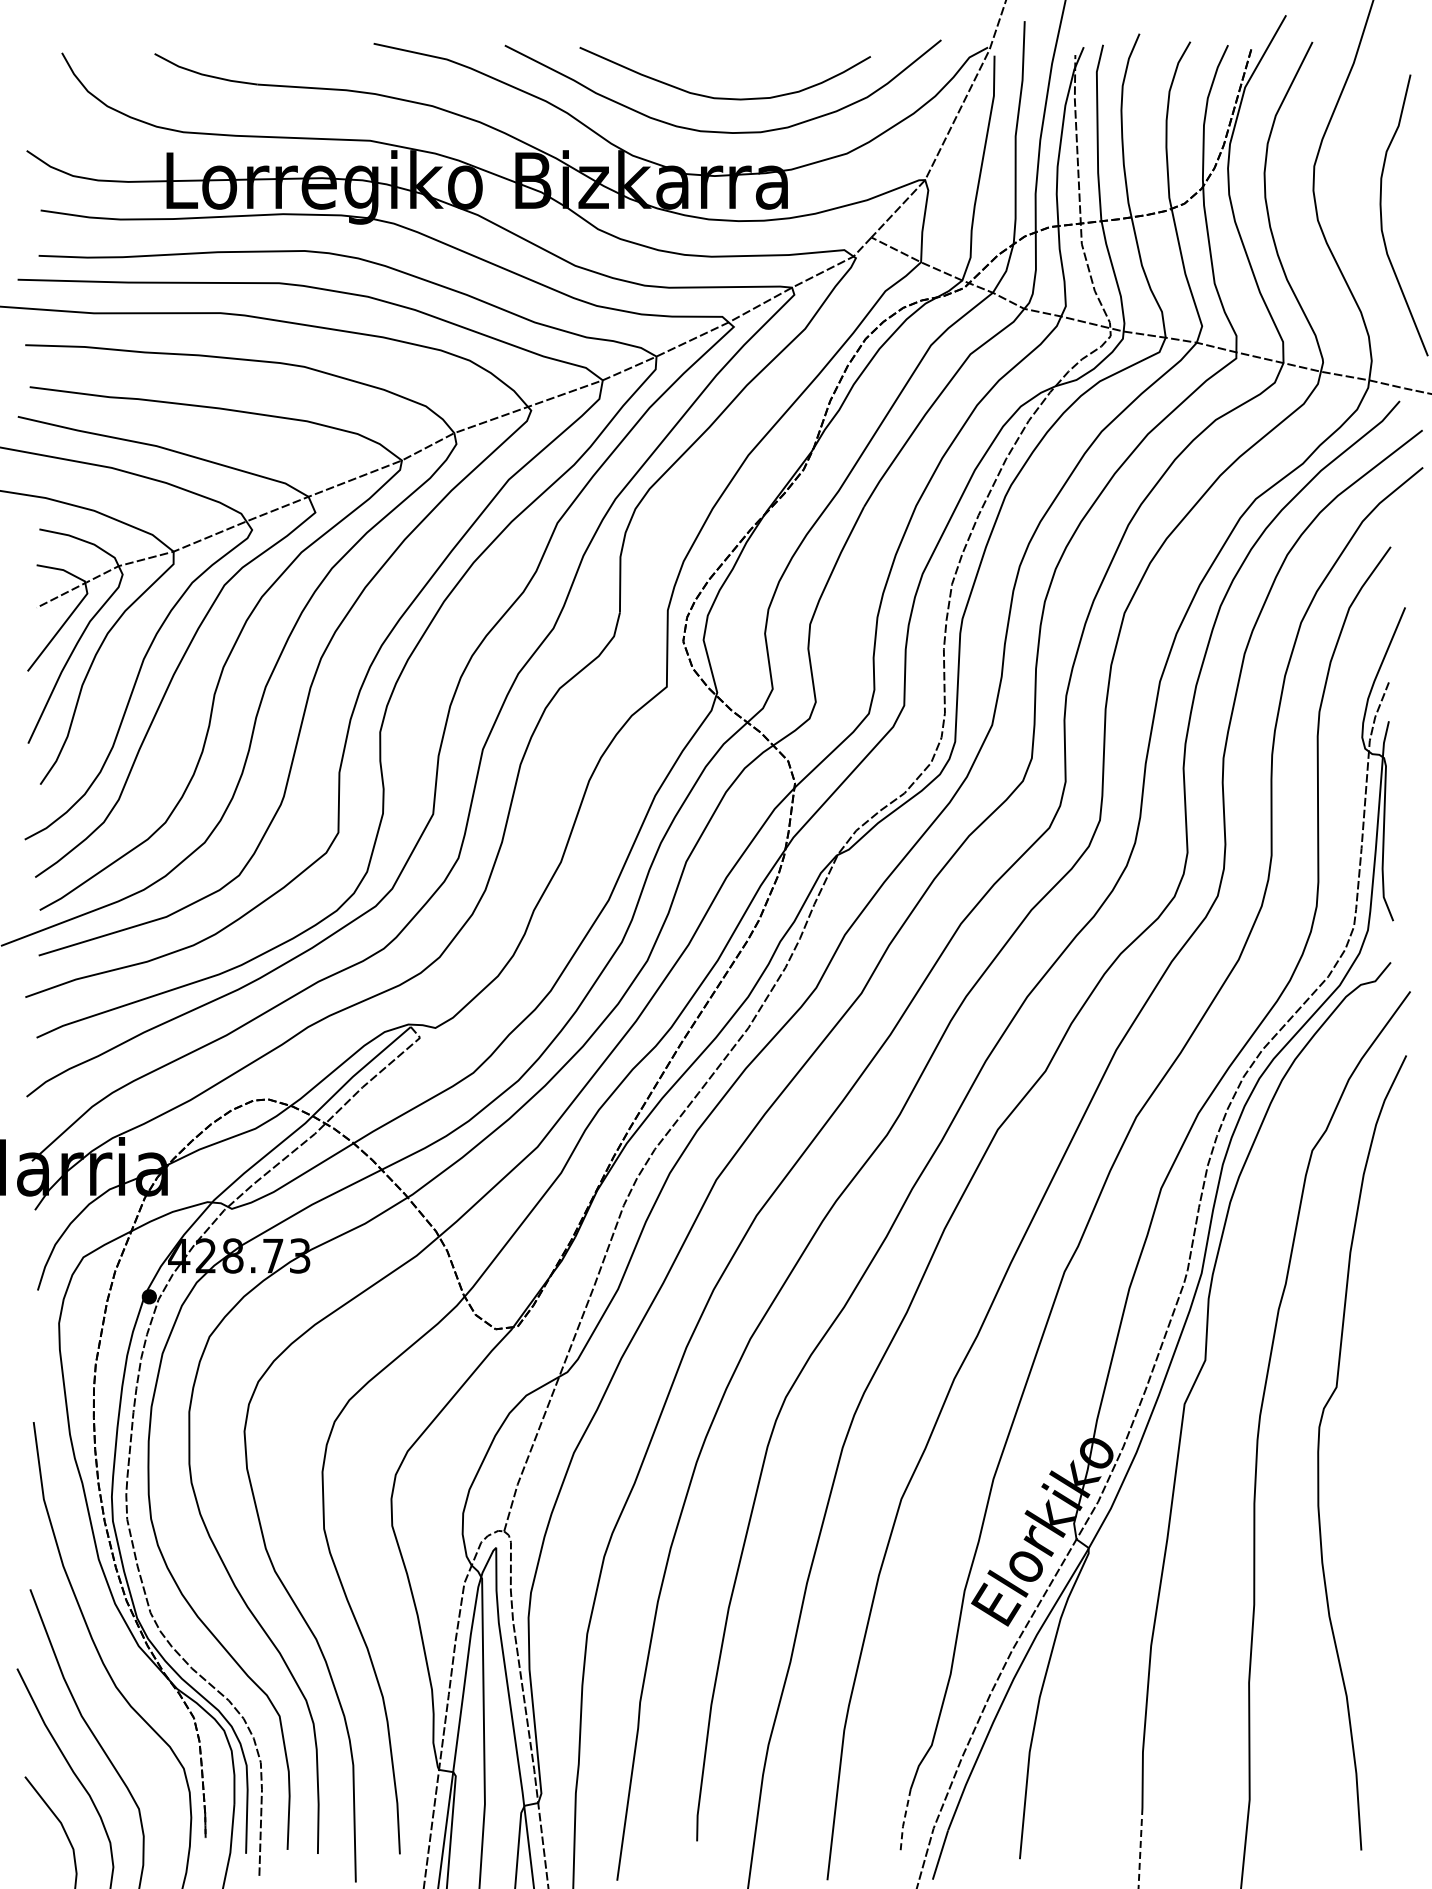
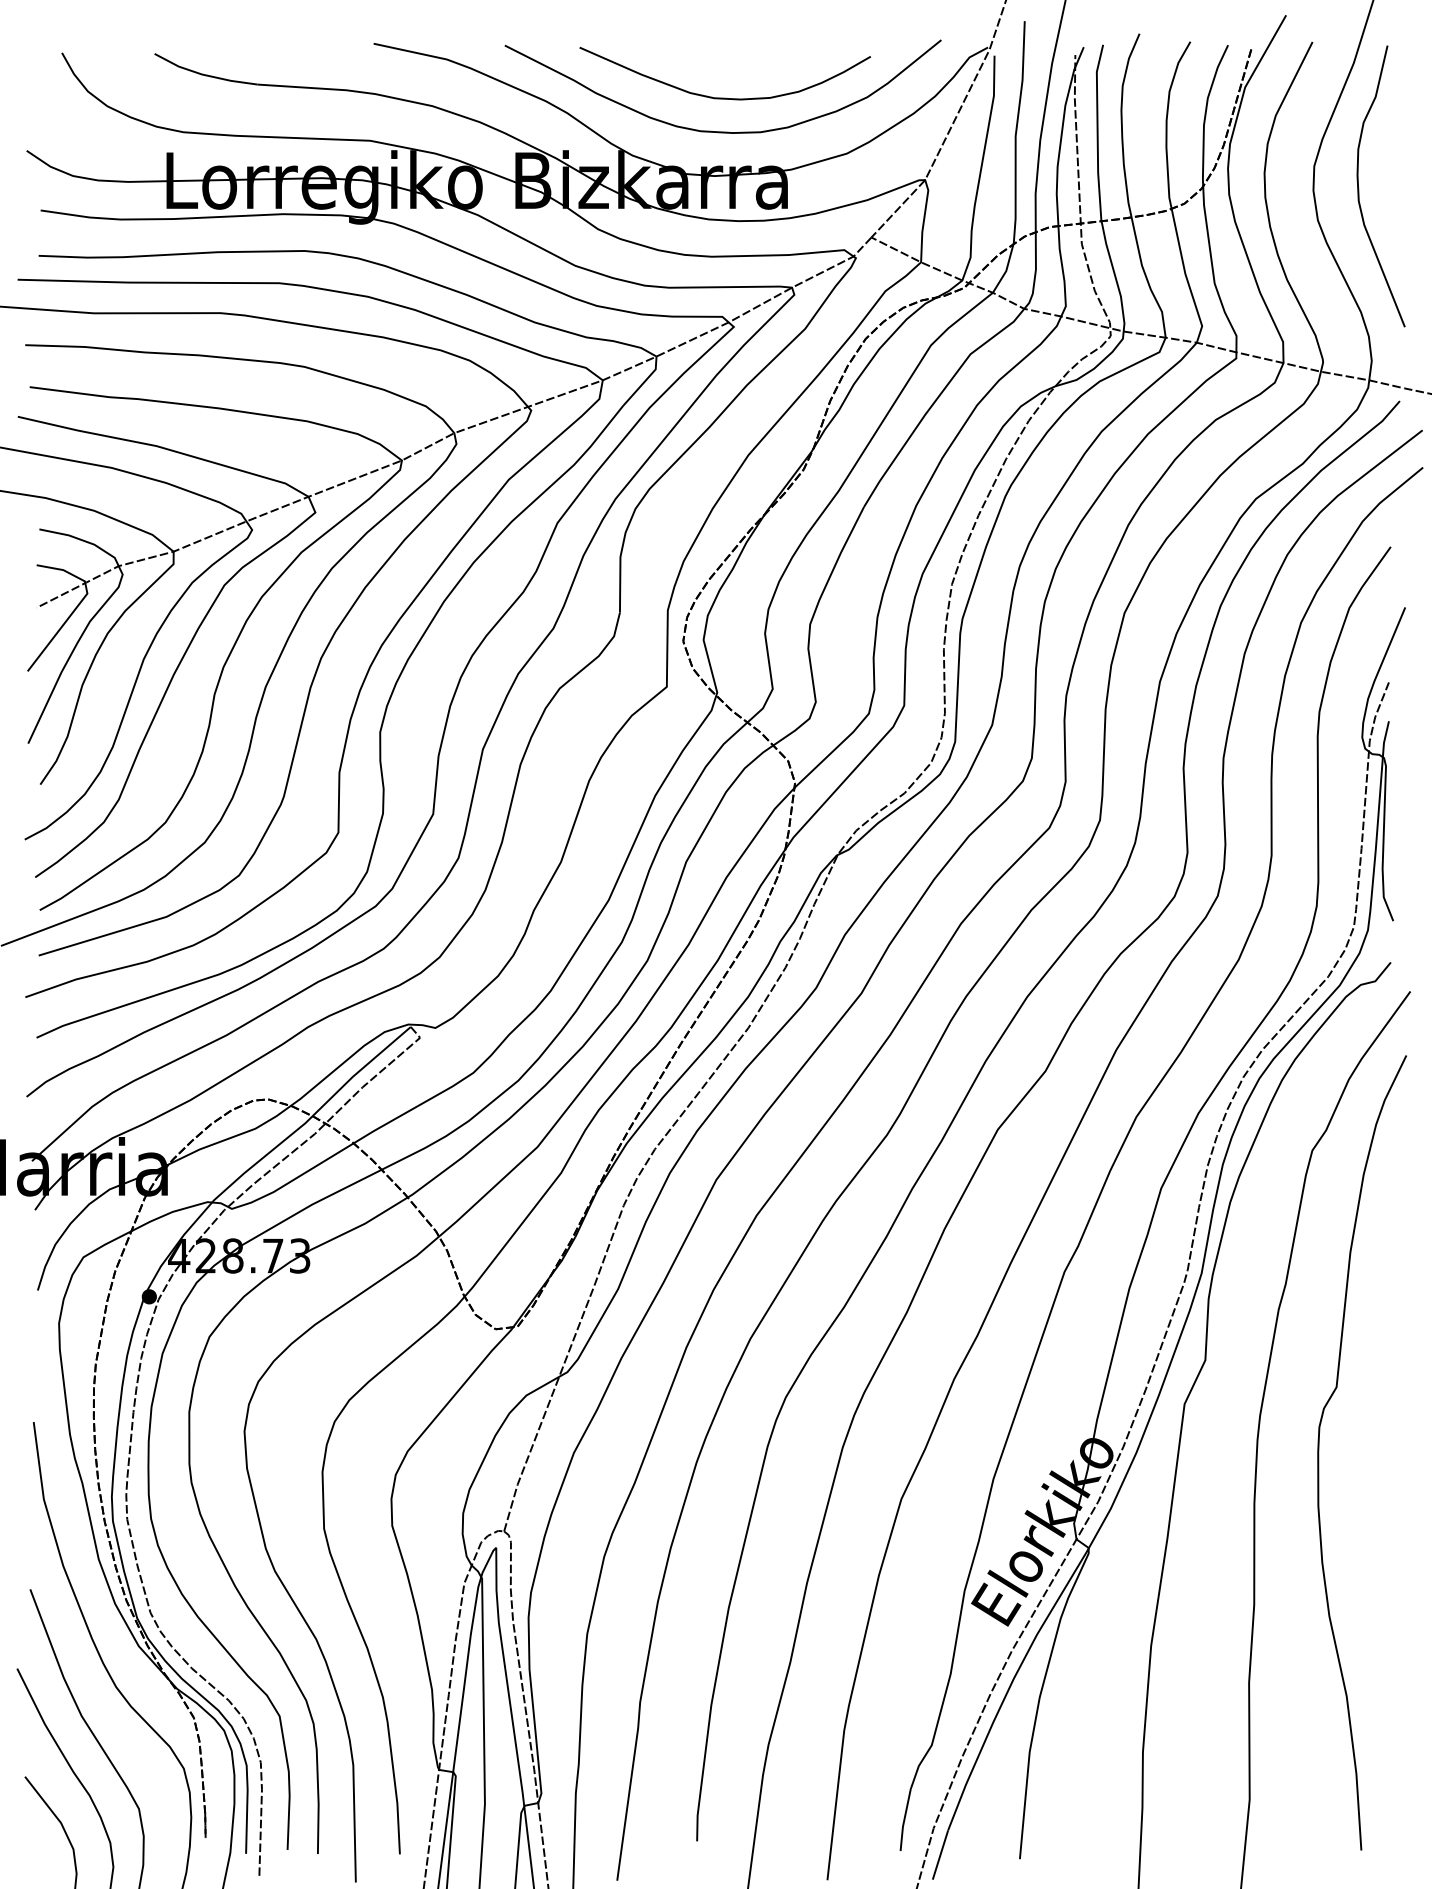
curve position: (1382, 217) -> (1359, 188) (1359, 188)
line: dashed -> solid (904, 1820)
line: dashed -> solid (1140, 1848)
